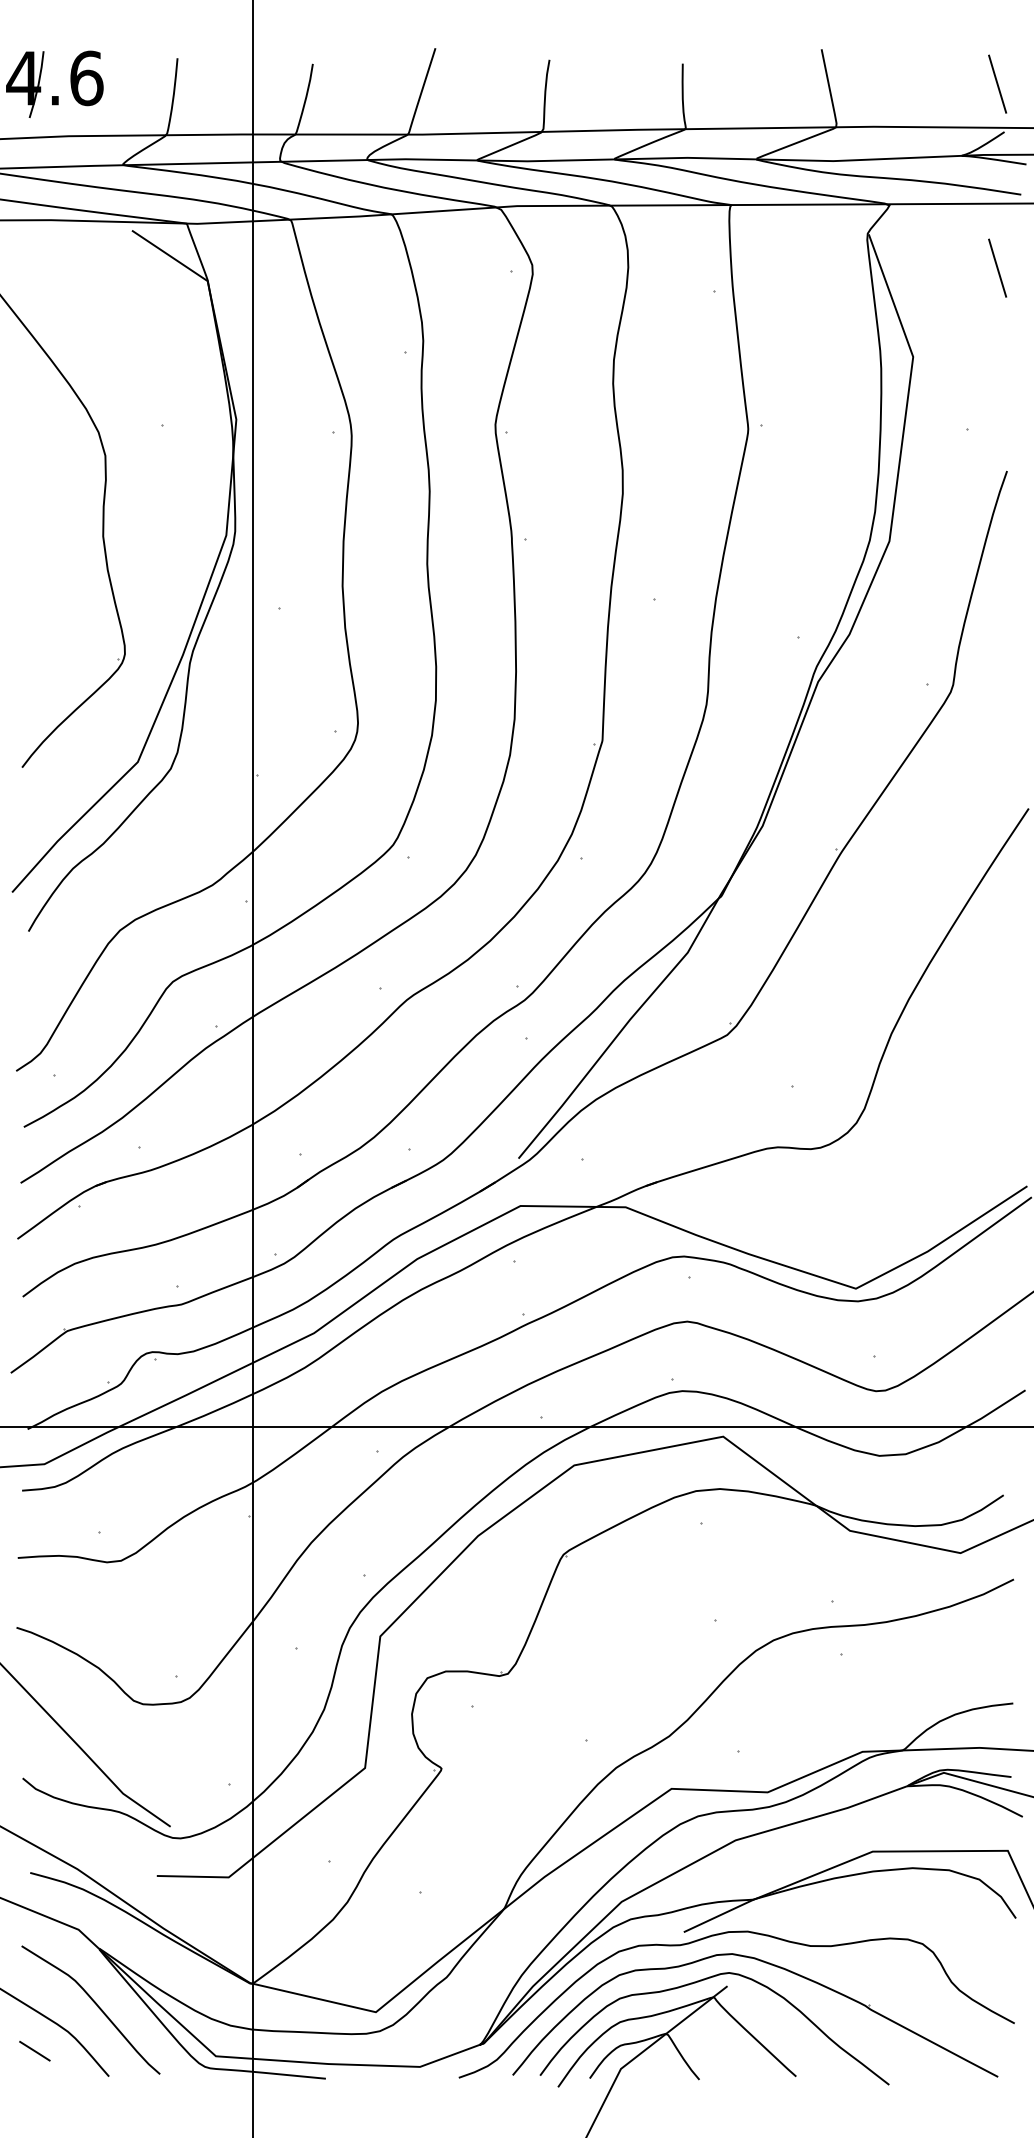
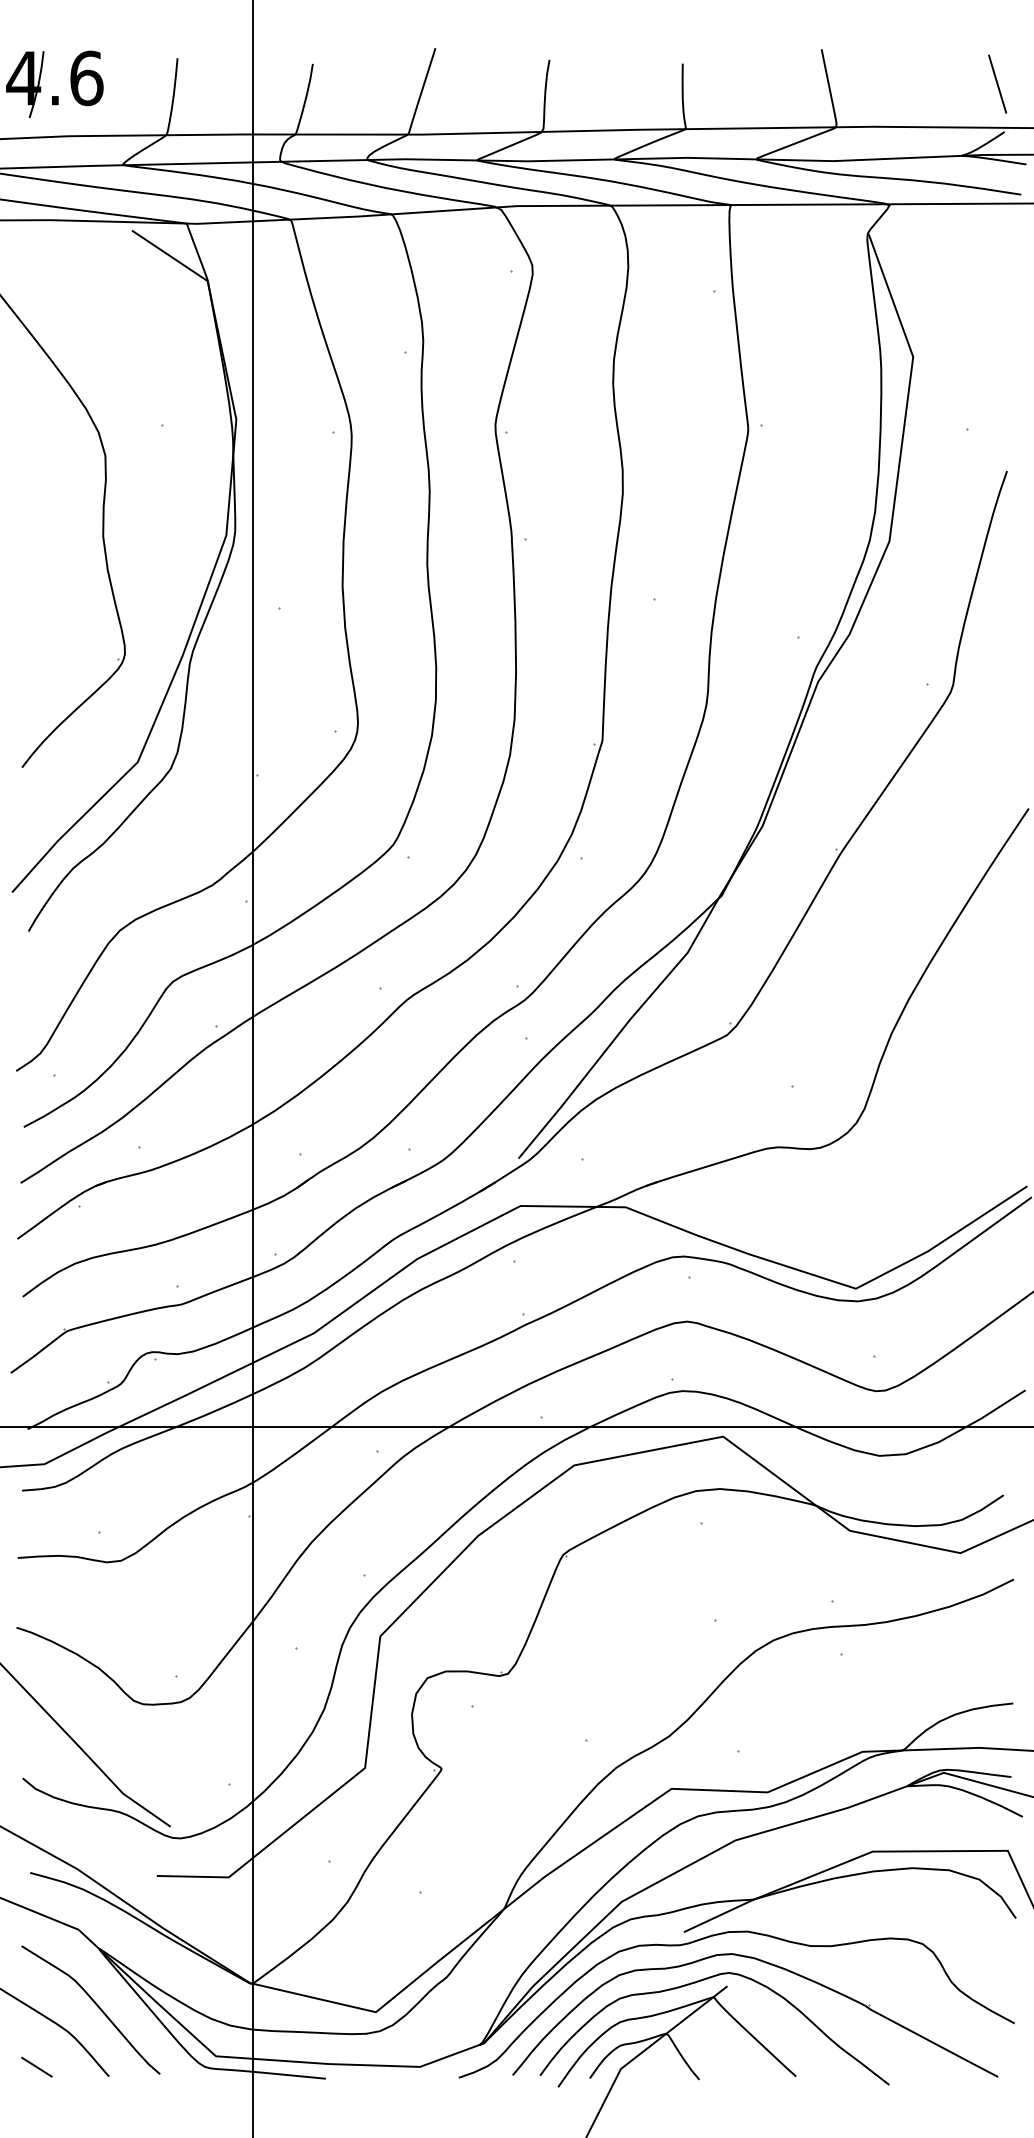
line: present -> none (997, 267)
line position: (34, 2051) -> (36, 2067) (36, 2067)
